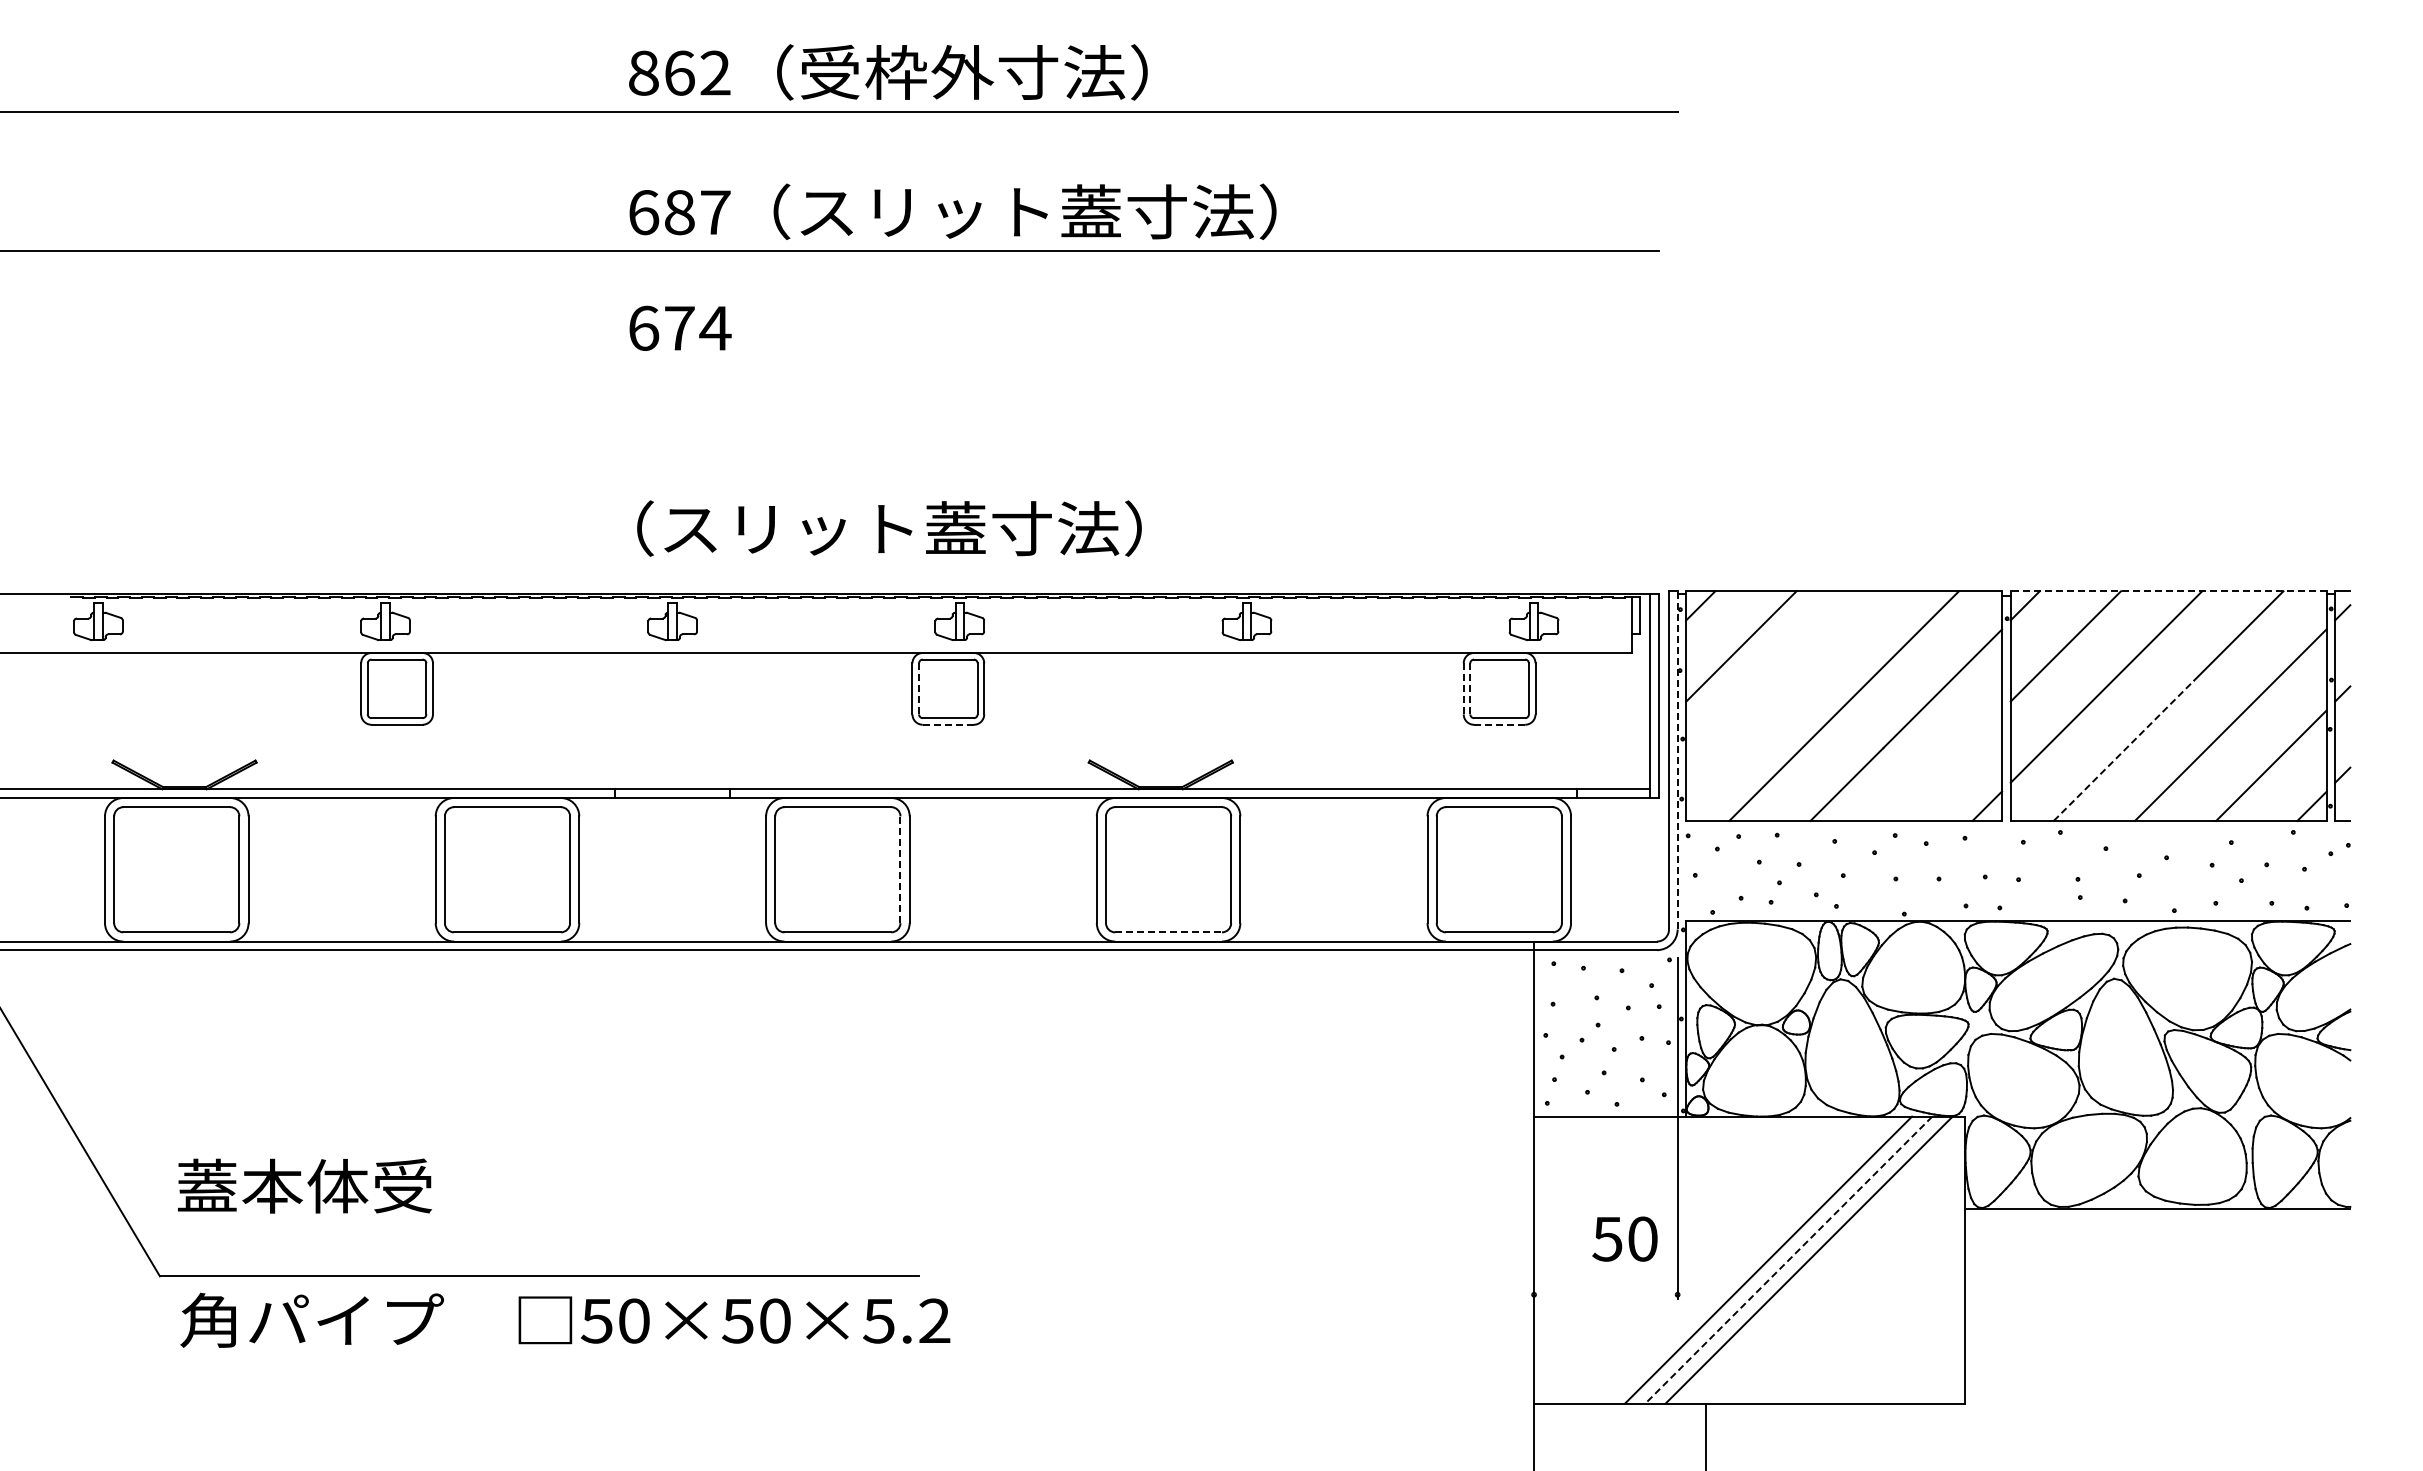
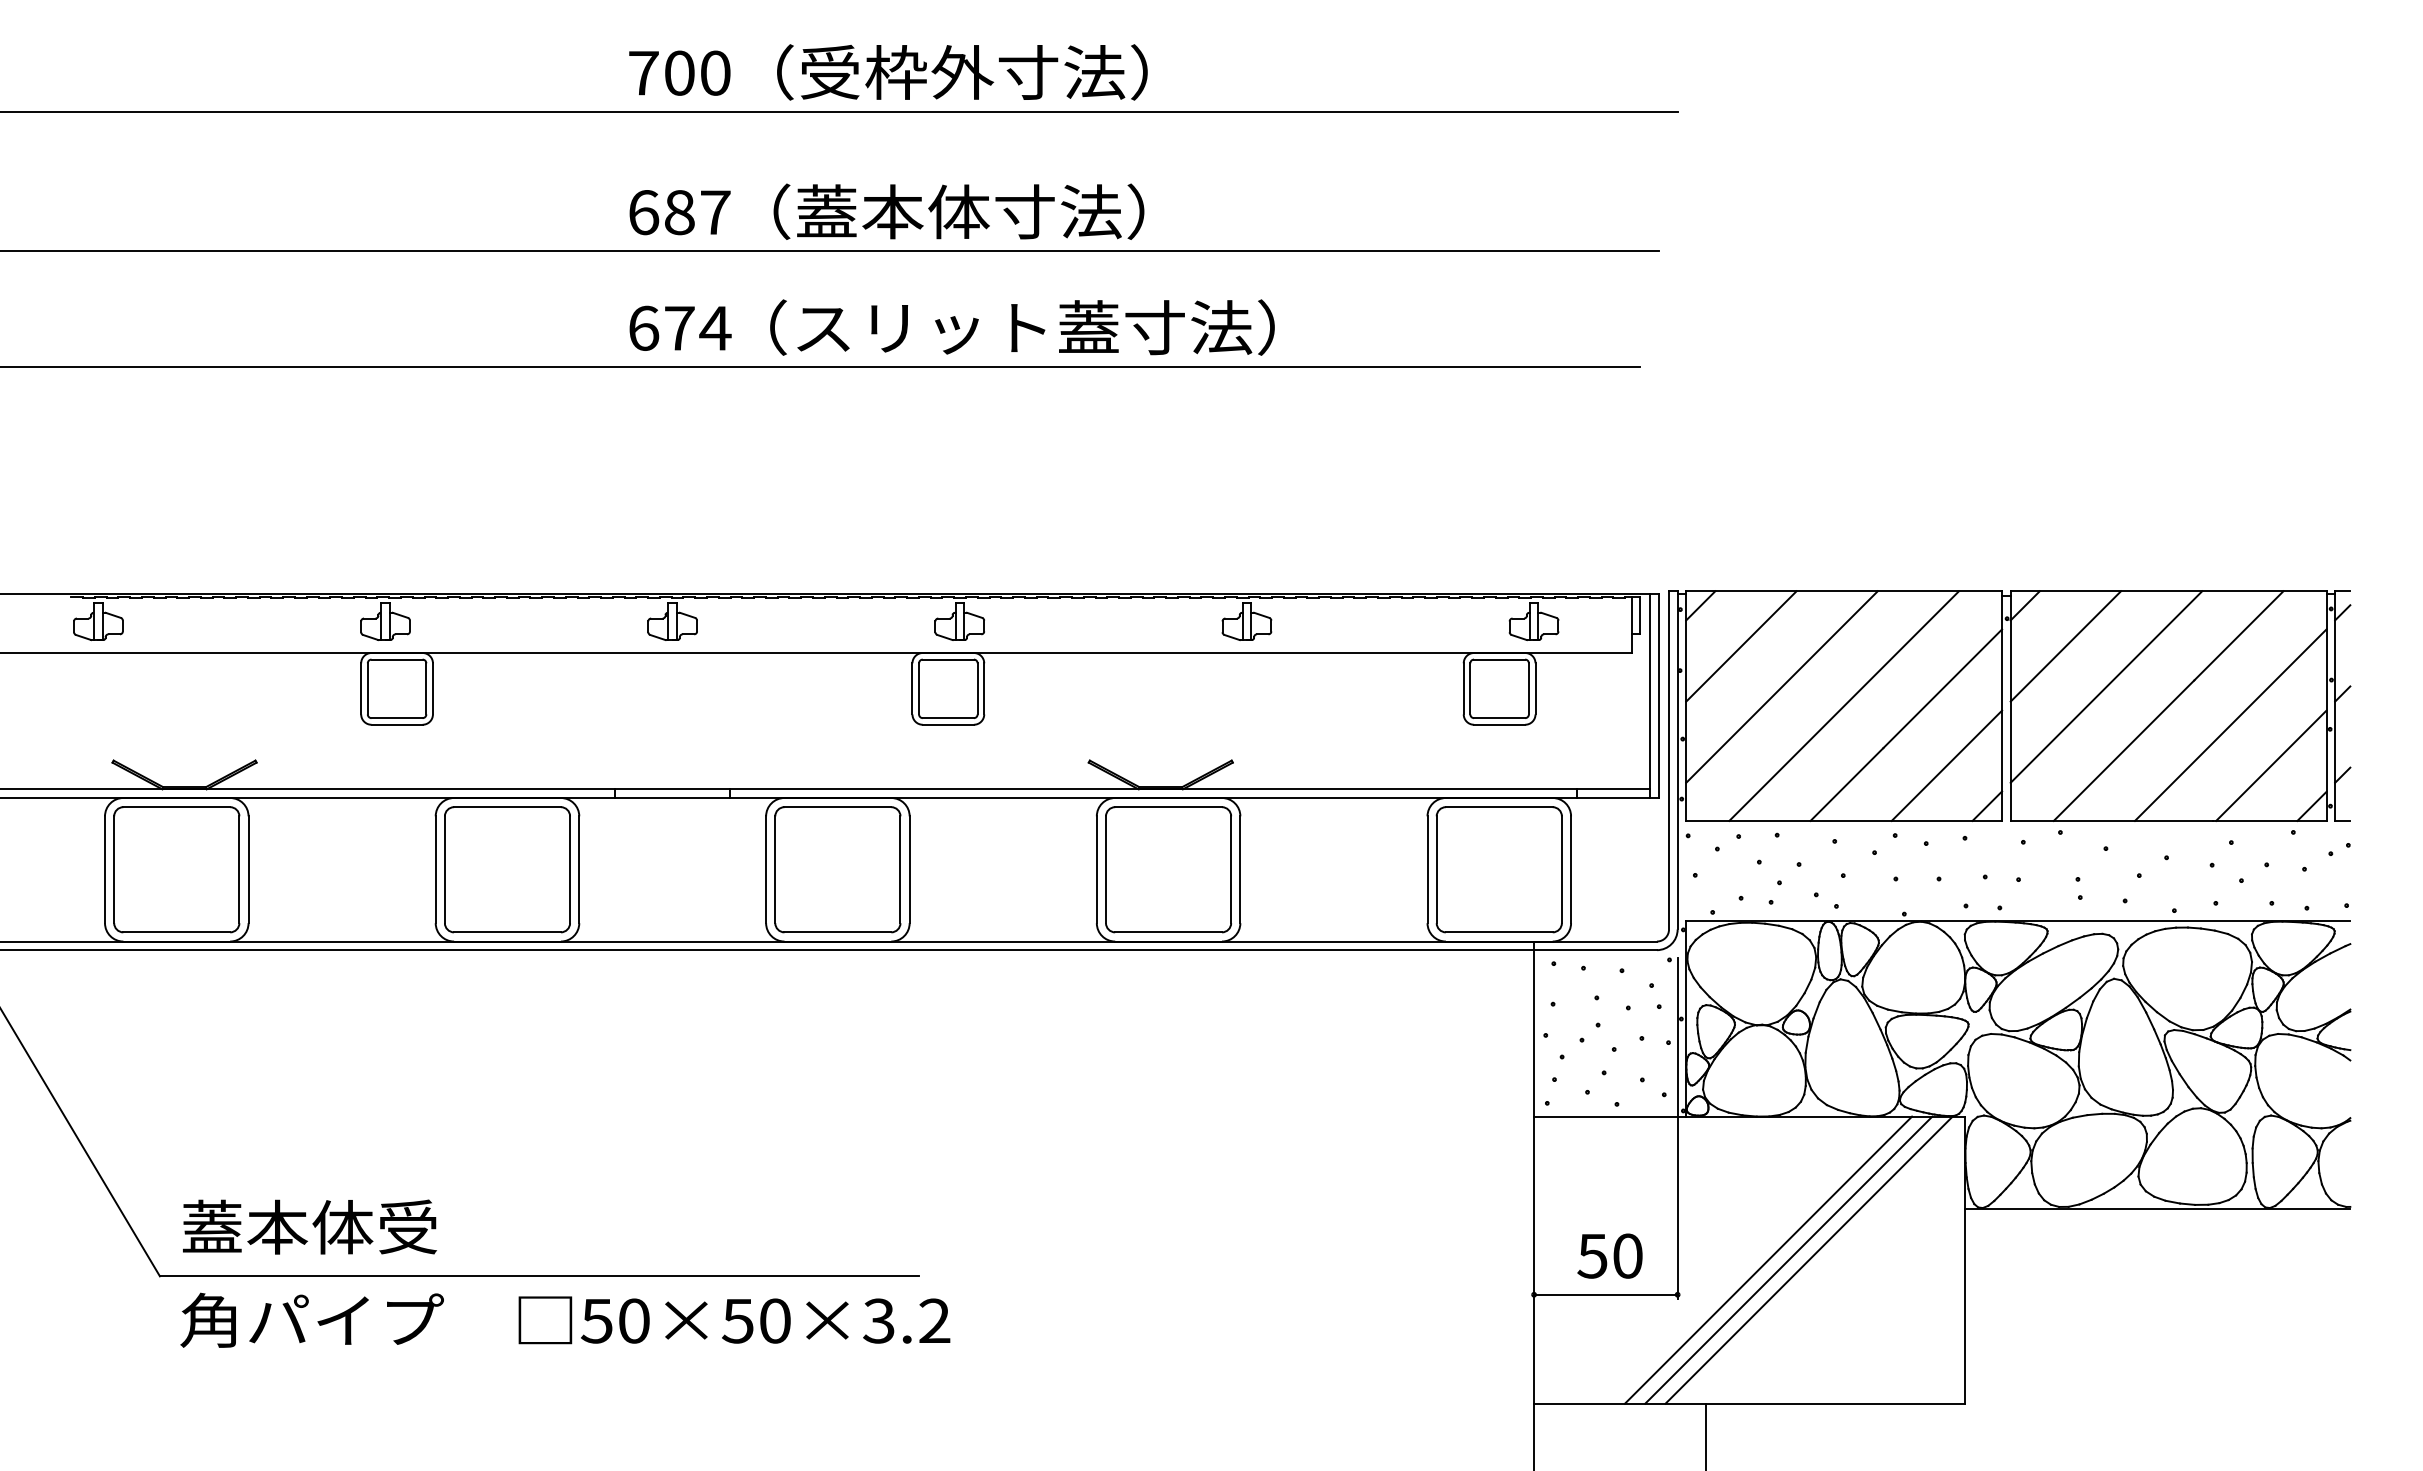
text: 862 -> 700 (679, 72)
text: （スリット蓋寸法） -> （蓋本体寸法） (1036, 211)
line: none -> present (821, 367)
text position: (889, 528) -> (1022, 327) (1022, 327)
line: dashed -> solid (2168, 591)
line: none -> present (1781, 686)
line: dashed -> solid (919, 688)
line: dashed -> solid (1463, 688)
line: dashed -> solid (1470, 688)
line: dashed -> solid (948, 724)
line: dashed -> solid (1499, 724)
line: dashed -> solid (2124, 750)
line: dashed -> solid (1677, 759)
line: none -> present (1946, 765)
line: dashed -> solid (900, 869)
line: dashed -> solid (1169, 932)
text position: (304, 1185) -> (309, 1226) (309, 1226)
text position: (1624, 1238) -> (1609, 1255) (1609, 1255)
line: dashed -> solid (1788, 1260)
line: none -> present (1605, 1294)
text: 50×50×5.2 -> 50×50×3.2 (878, 1320)
